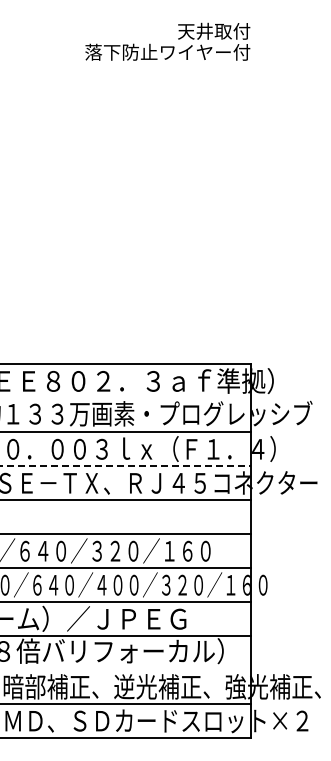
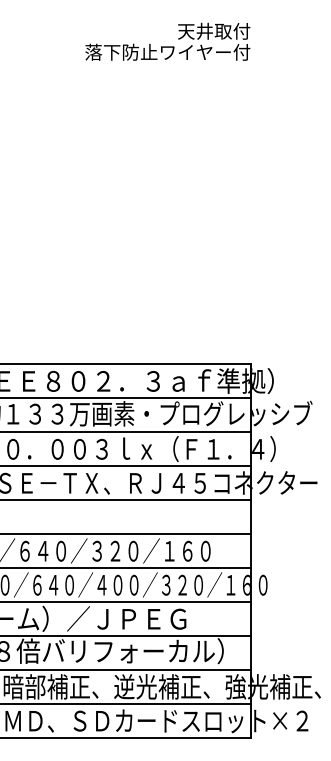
line: none -> present (126, 398)
line: dashed -> solid (126, 466)
line: none -> present (126, 670)
